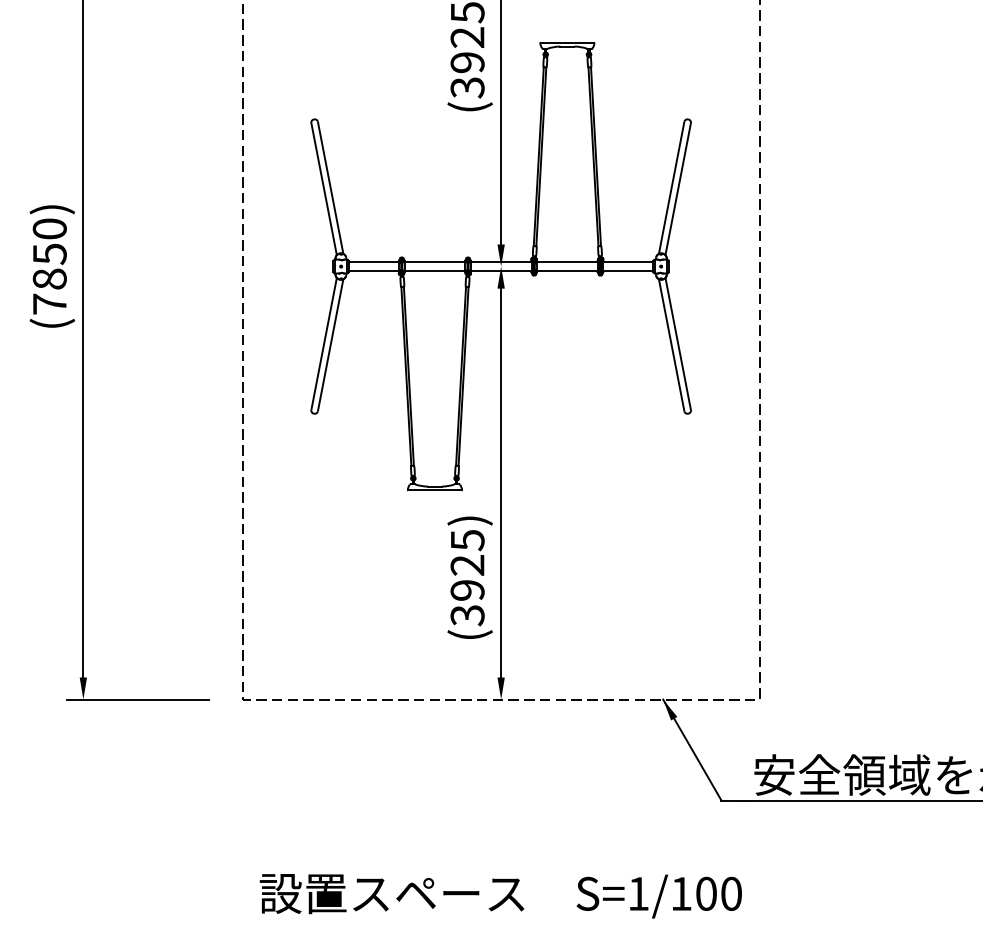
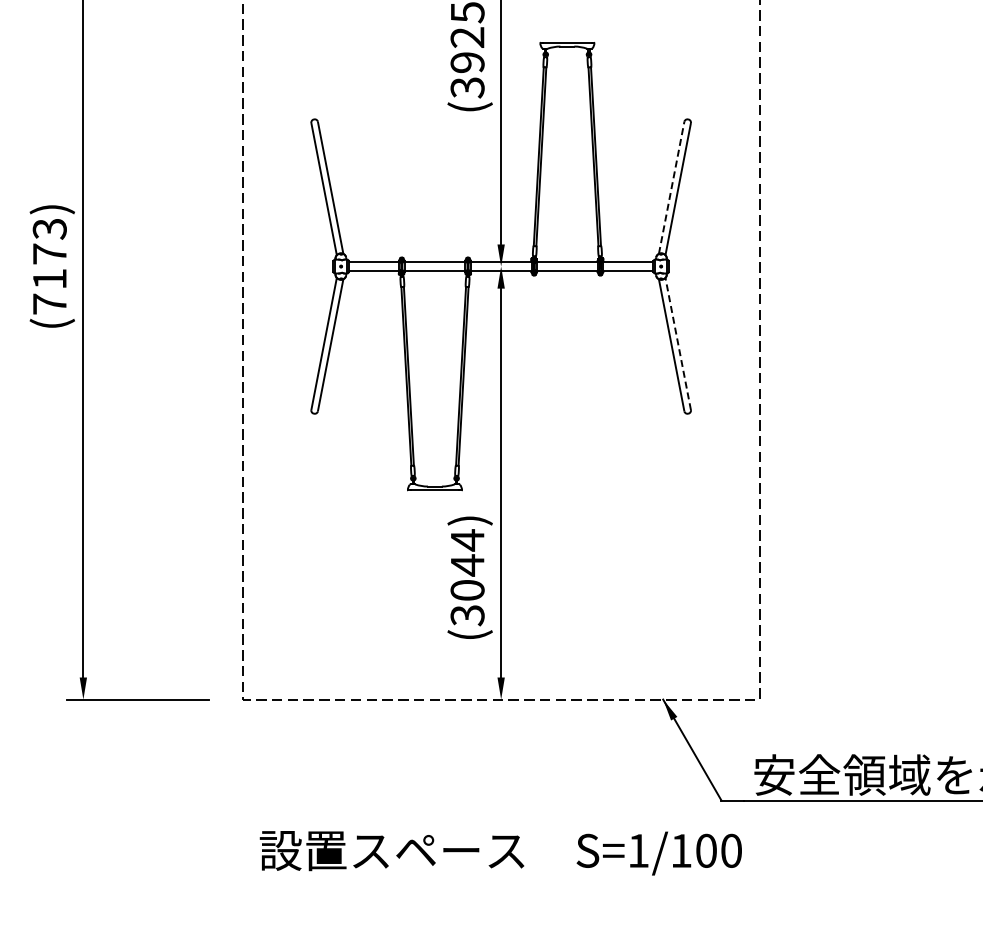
line: solid -> dashed (671, 187)
text: (7850) -> (7173) (49, 253)
line: solid -> dashed (678, 343)
text: (3925) -> (3044) (467, 564)
text position: (500, 896) -> (500, 853) (500, 853)
